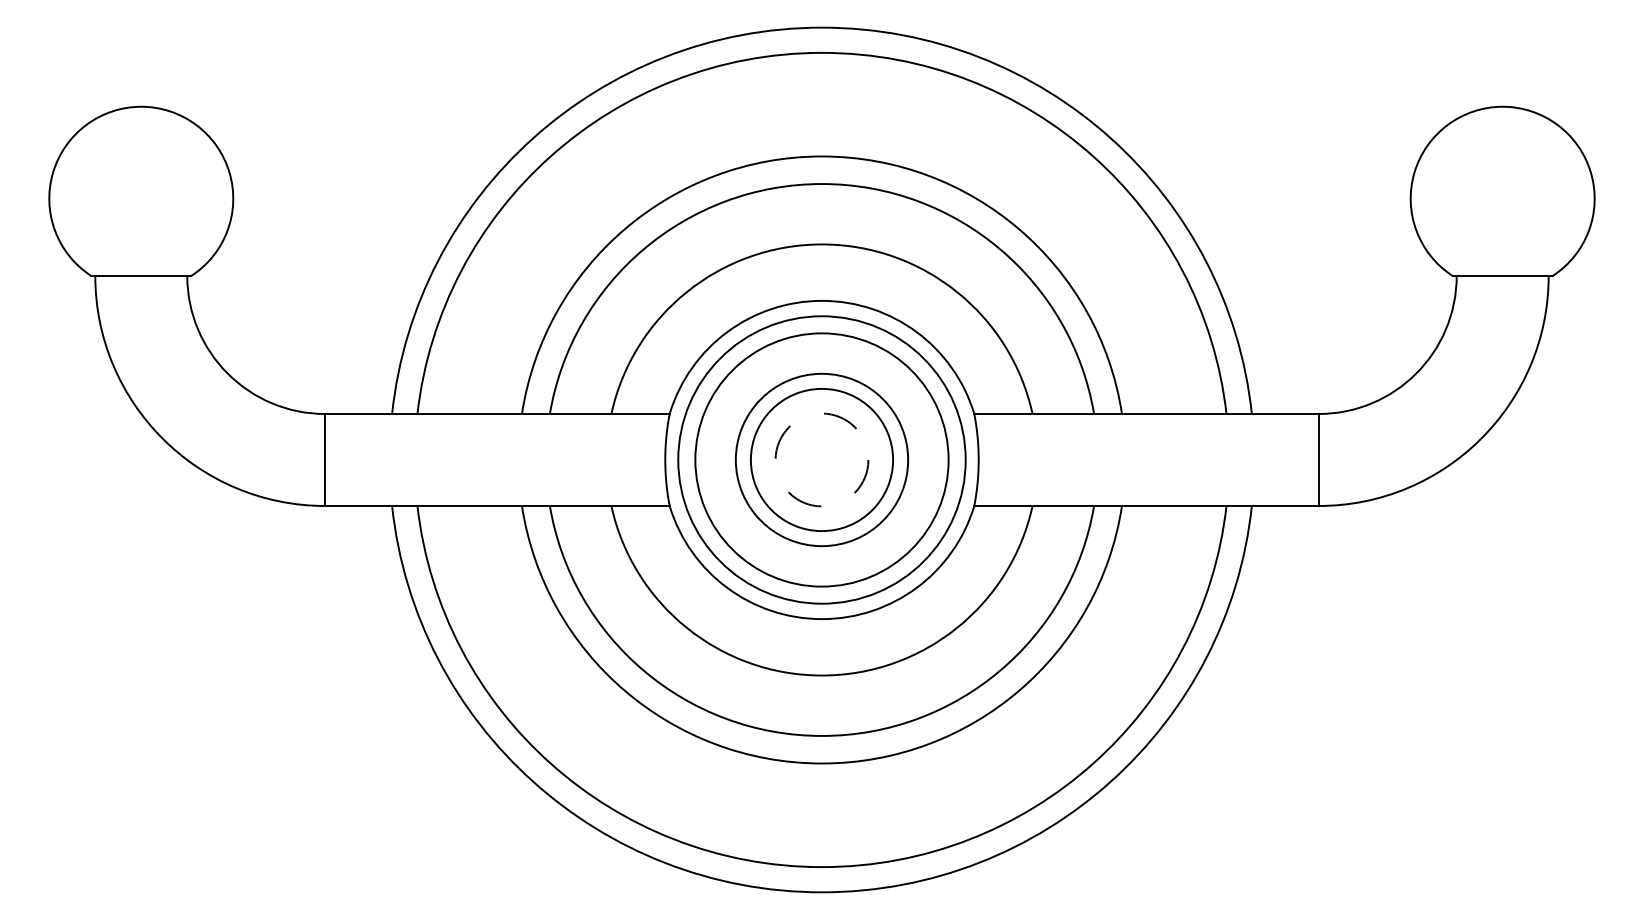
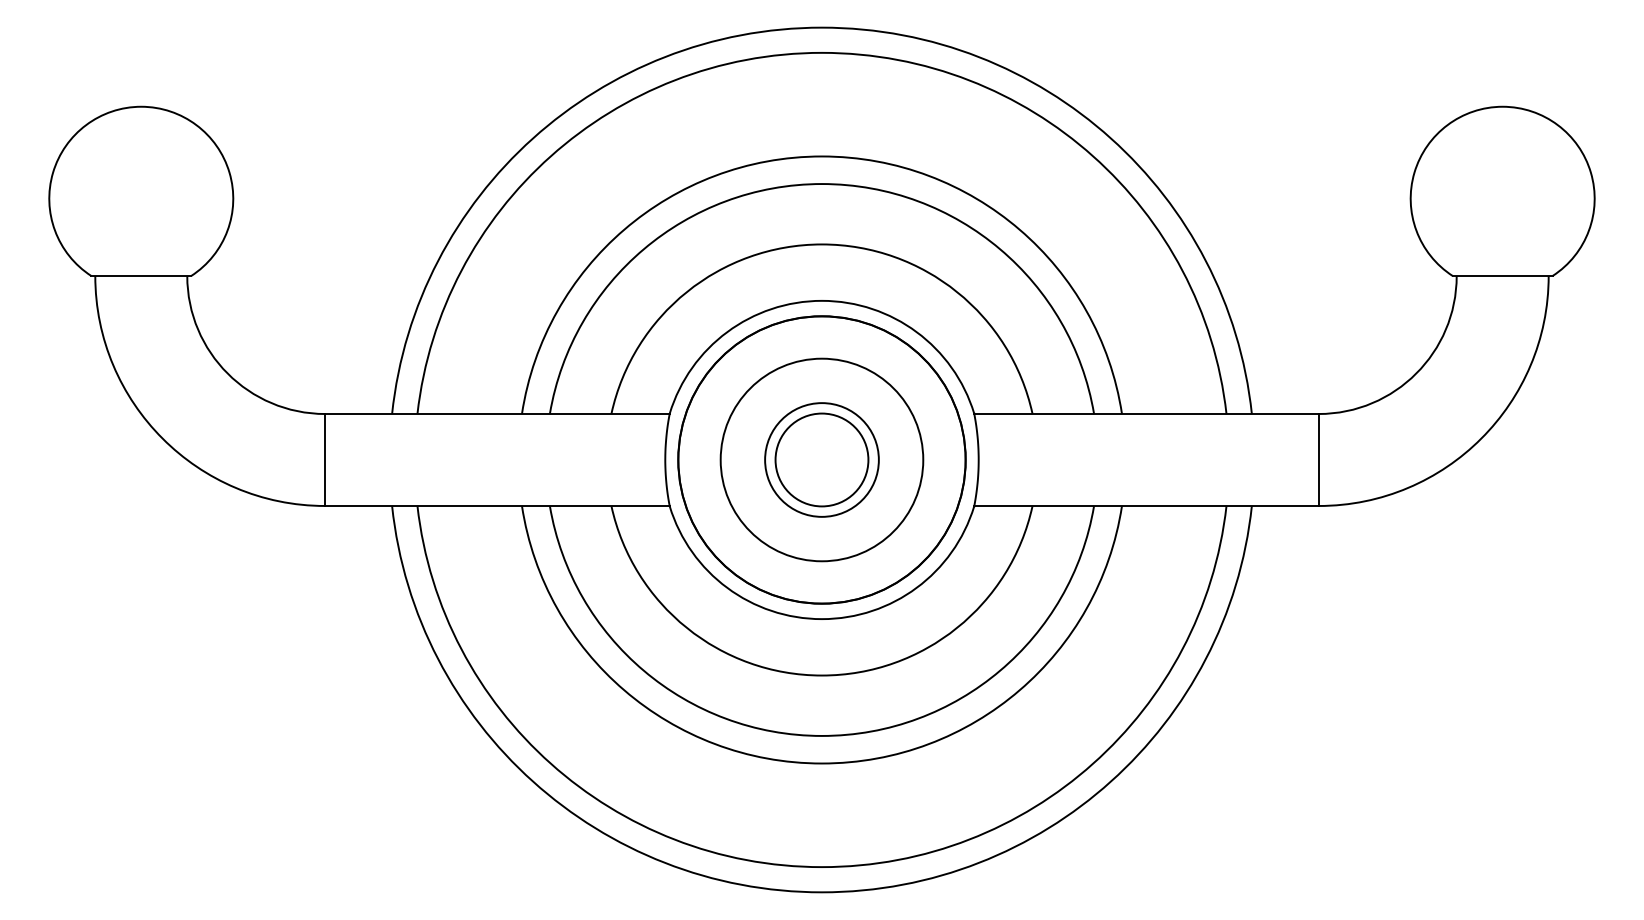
circle diameter: 142 px -> 114 px (821, 459)
circle diameter: 172 px -> 287 px (821, 459)
circle diameter: 253 px -> 203 px (821, 459)
circle: dashed -> solid (821, 459)
